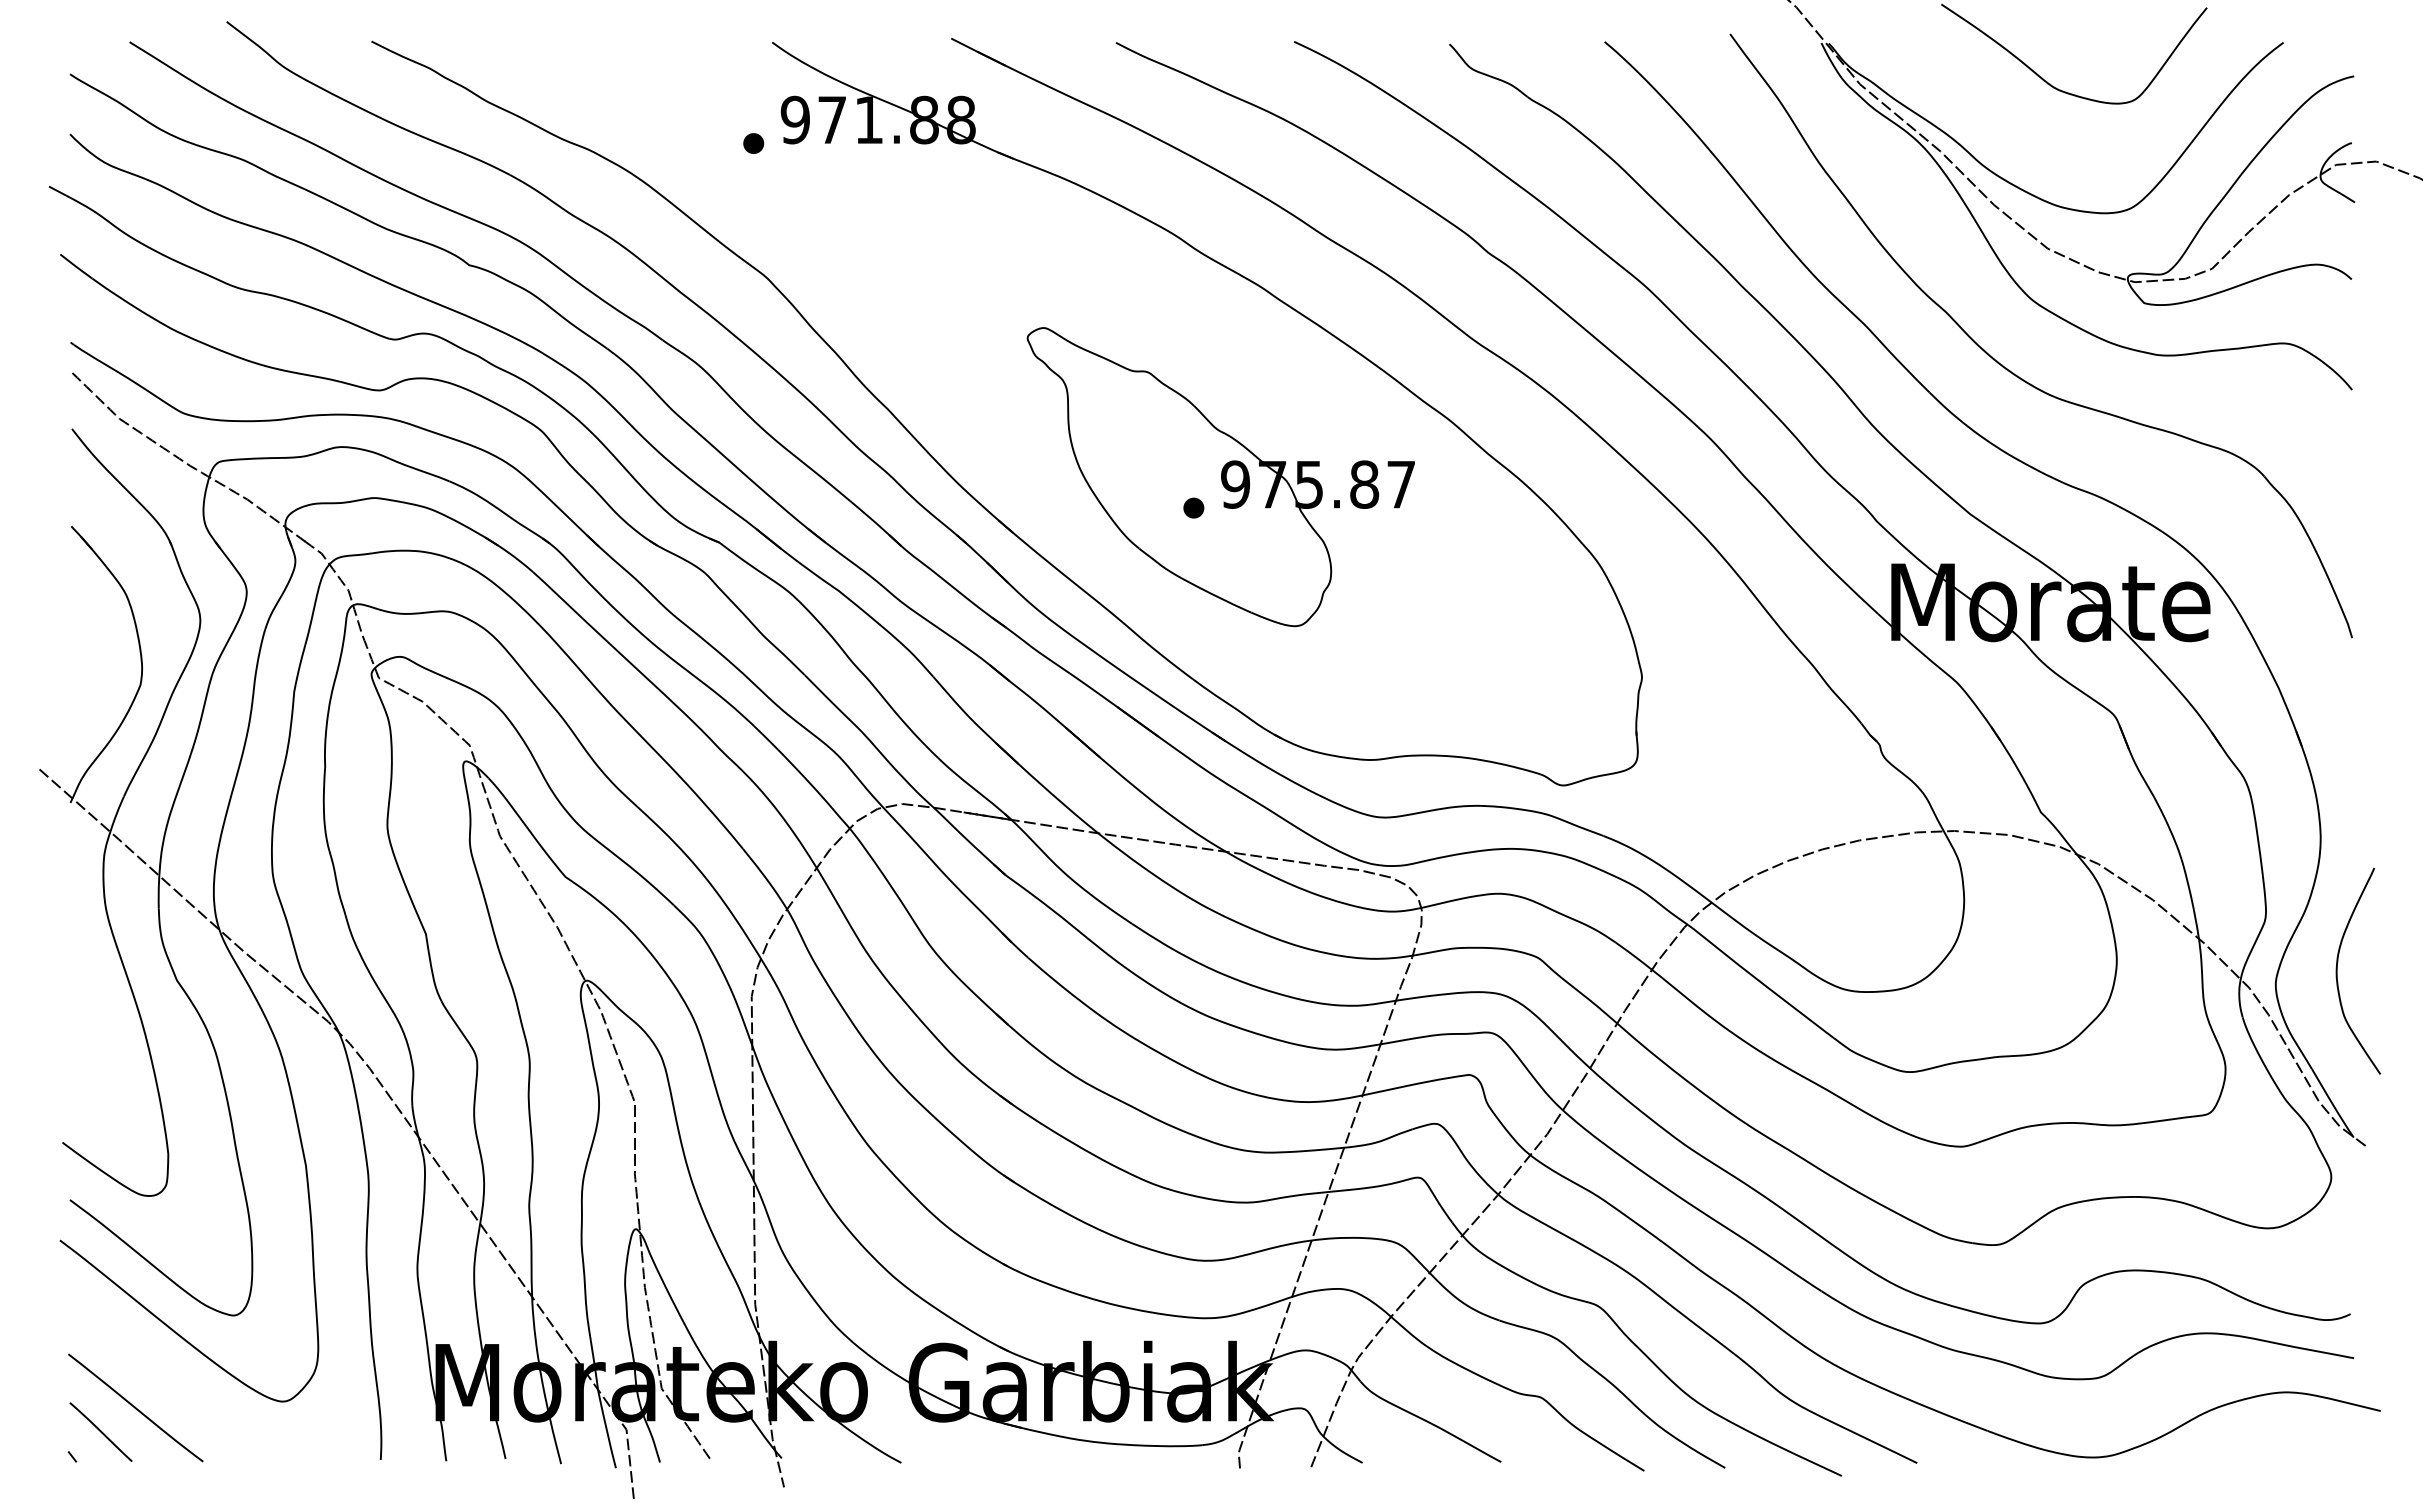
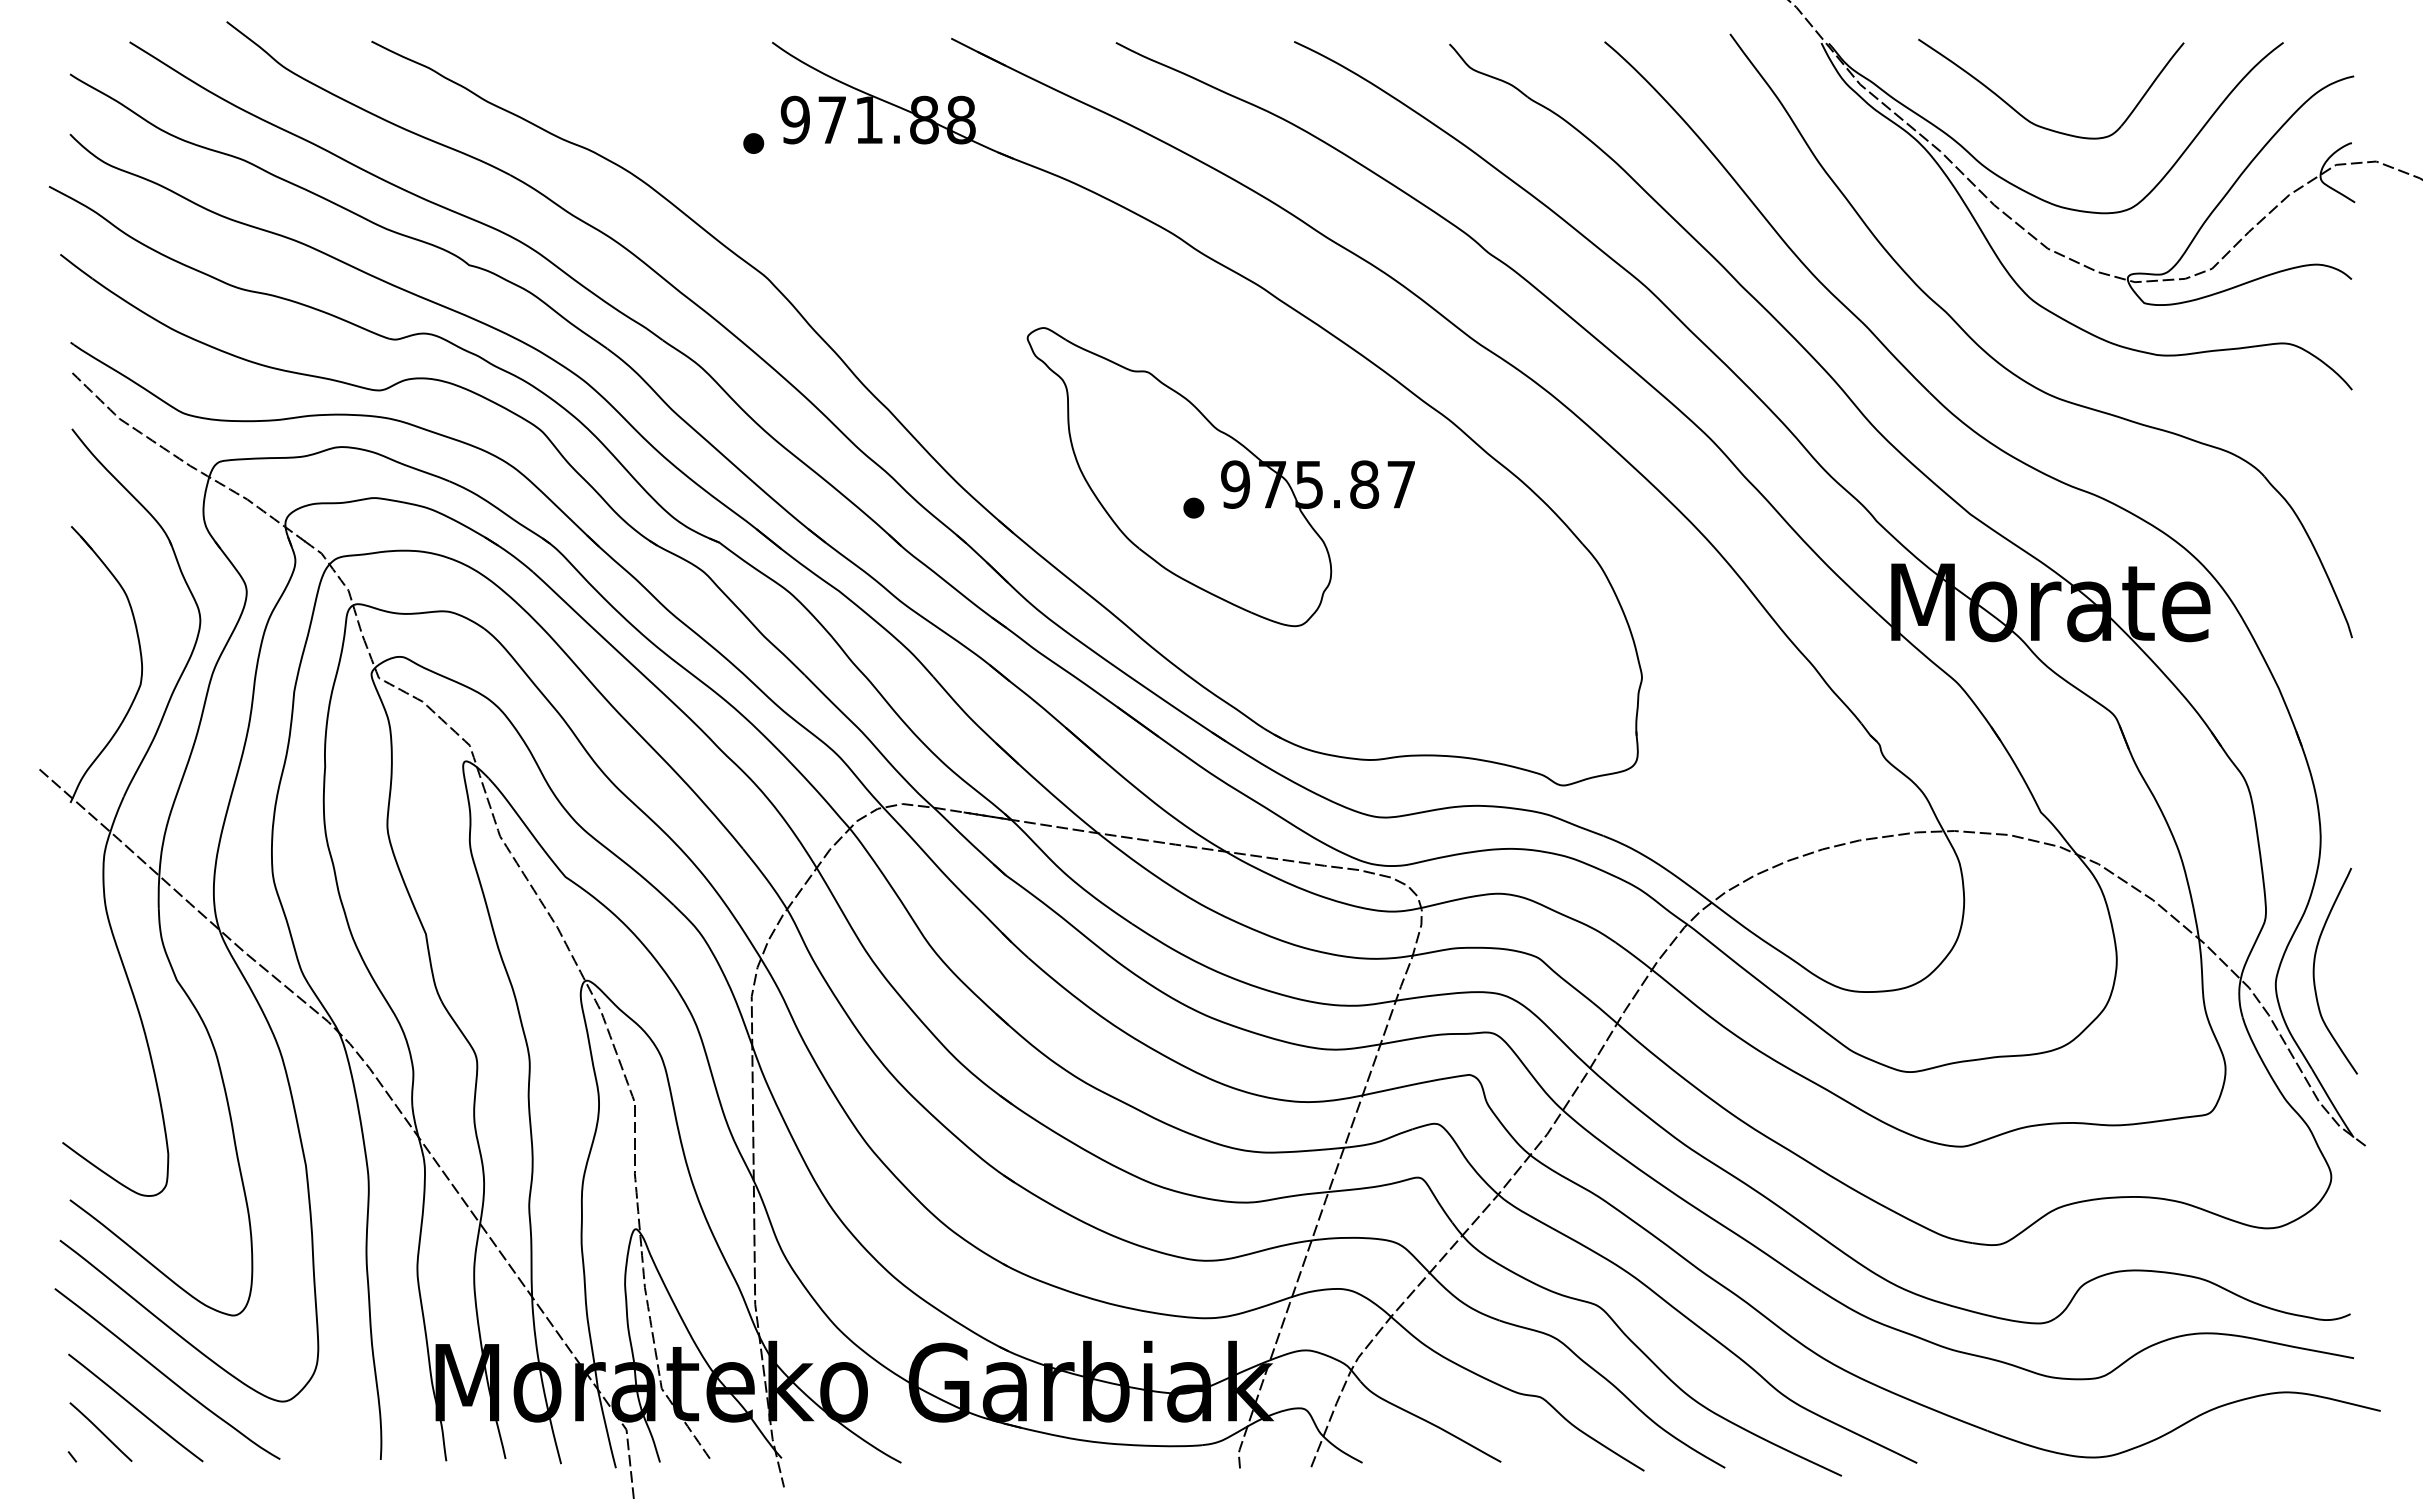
part position: (2058, 88) -> (2035, 123) (2035, 123)
curve position: (2337, 970) -> (2314, 970) (2314, 970)
curve: none -> present (165, 1374)
